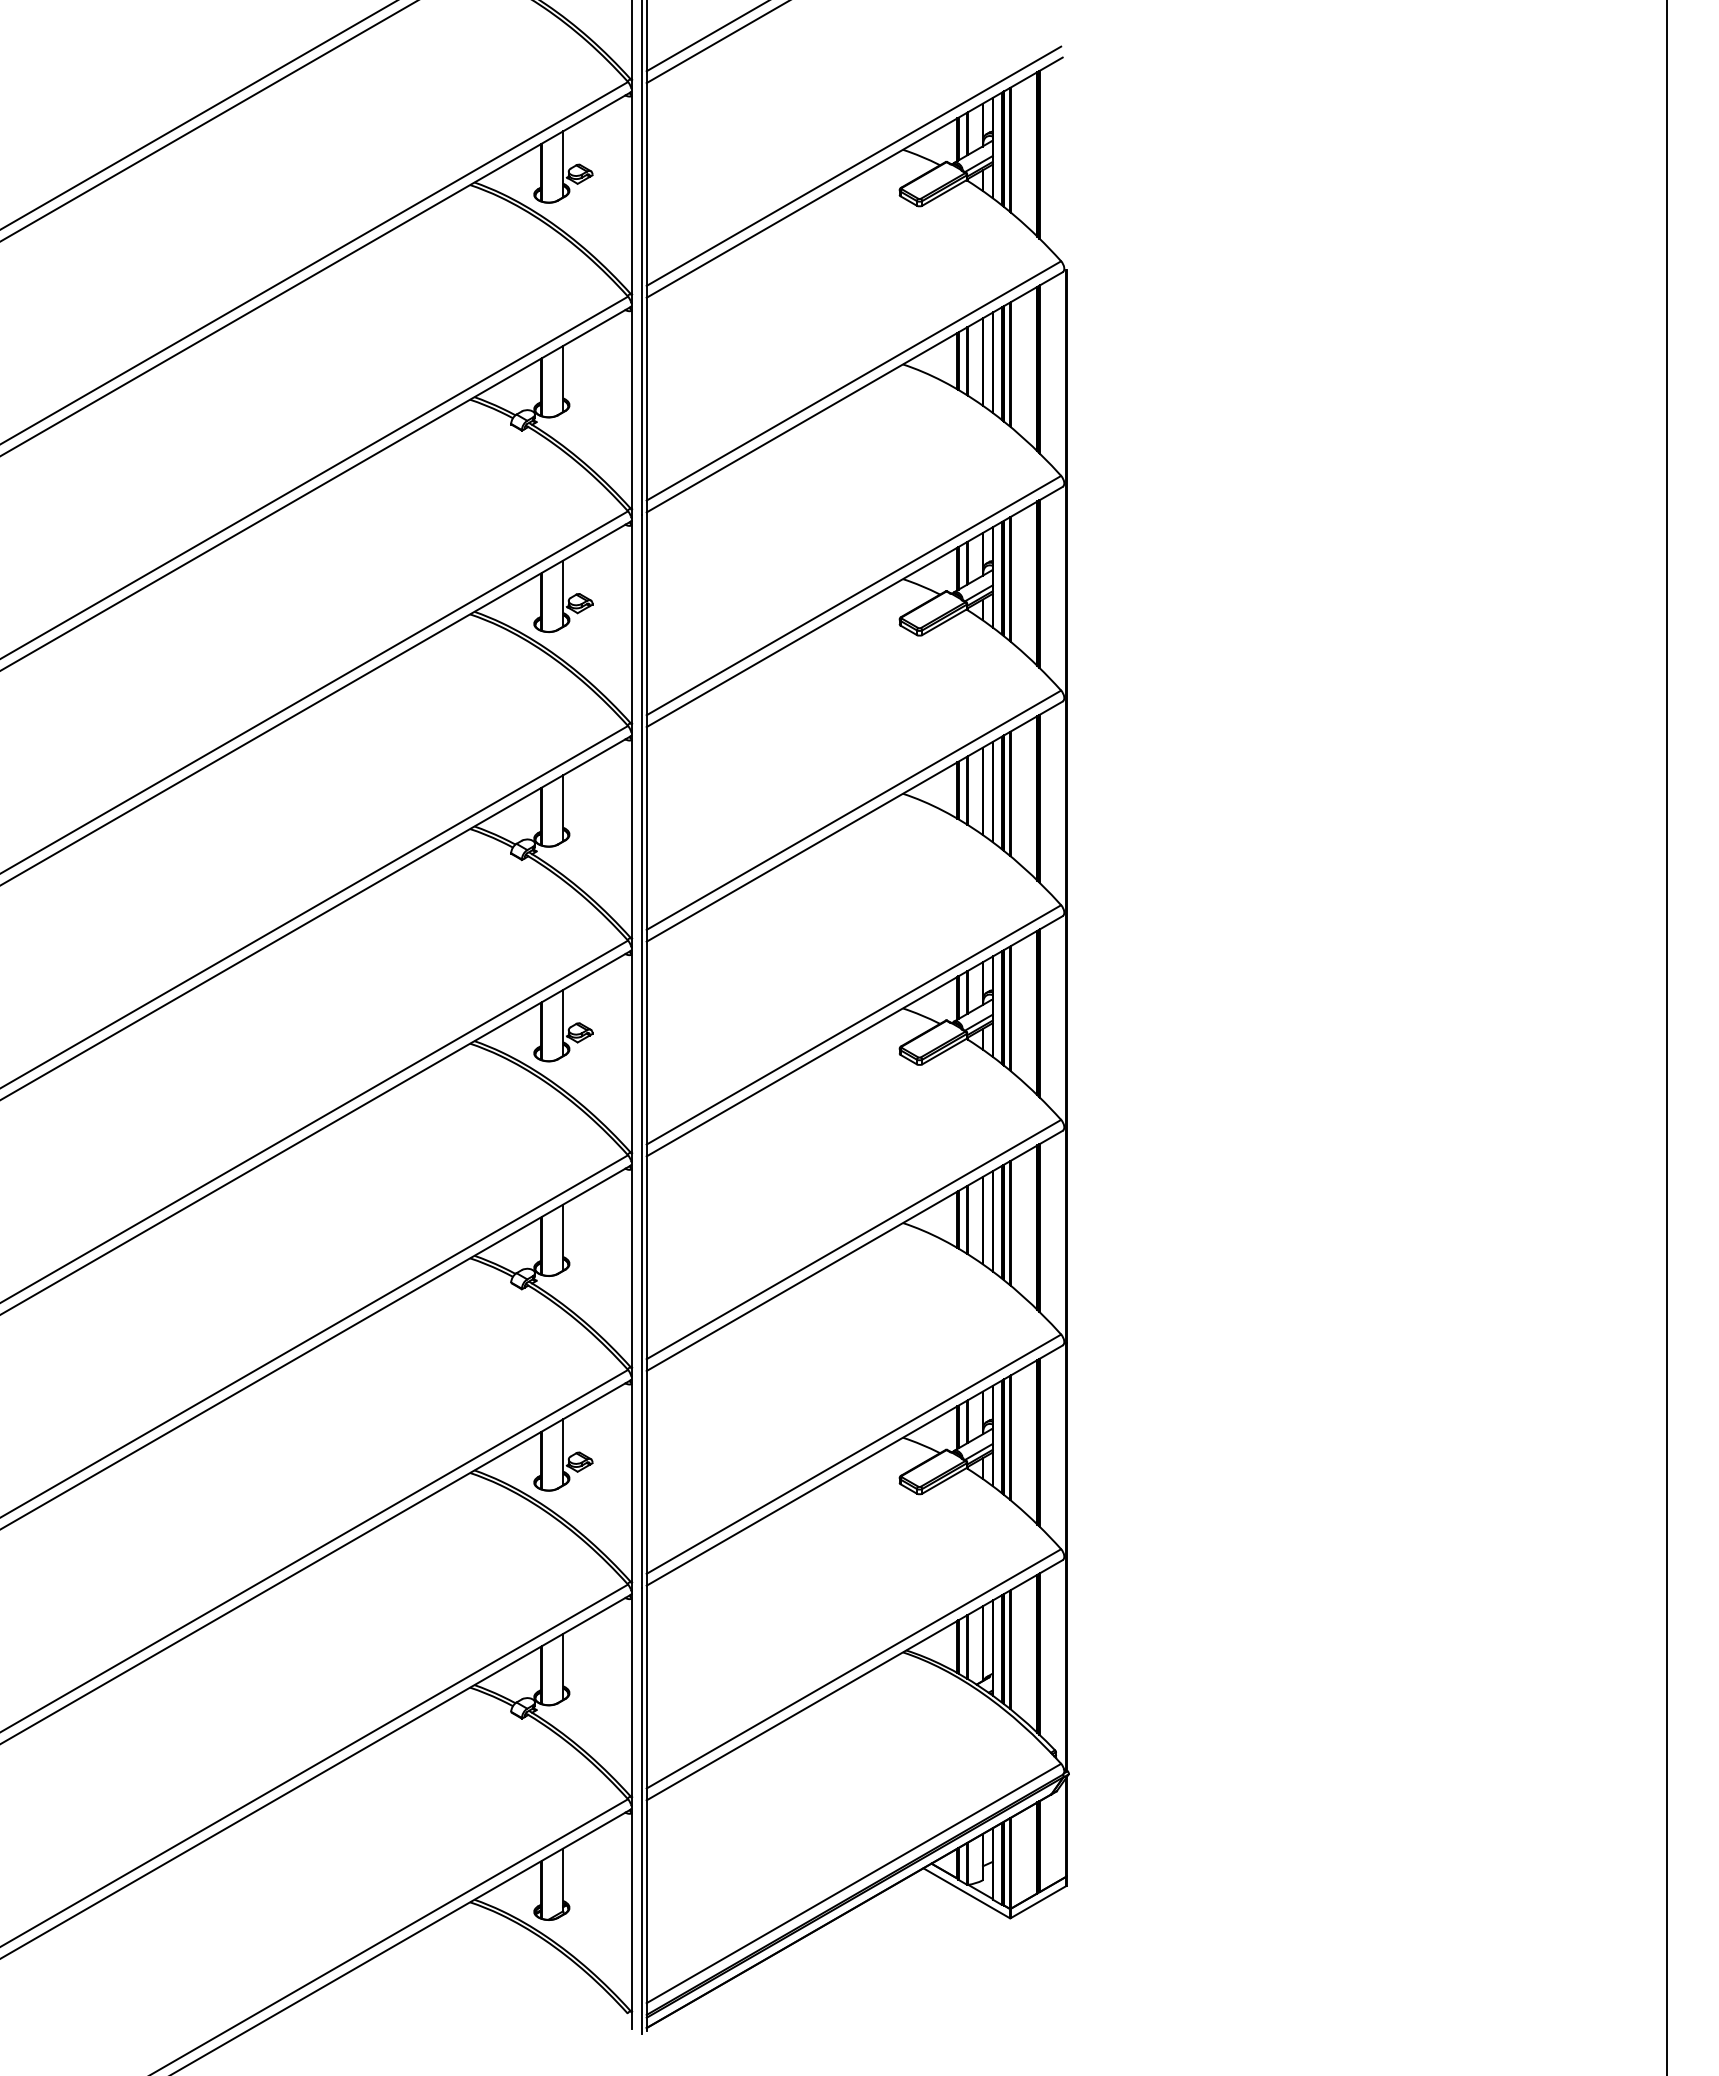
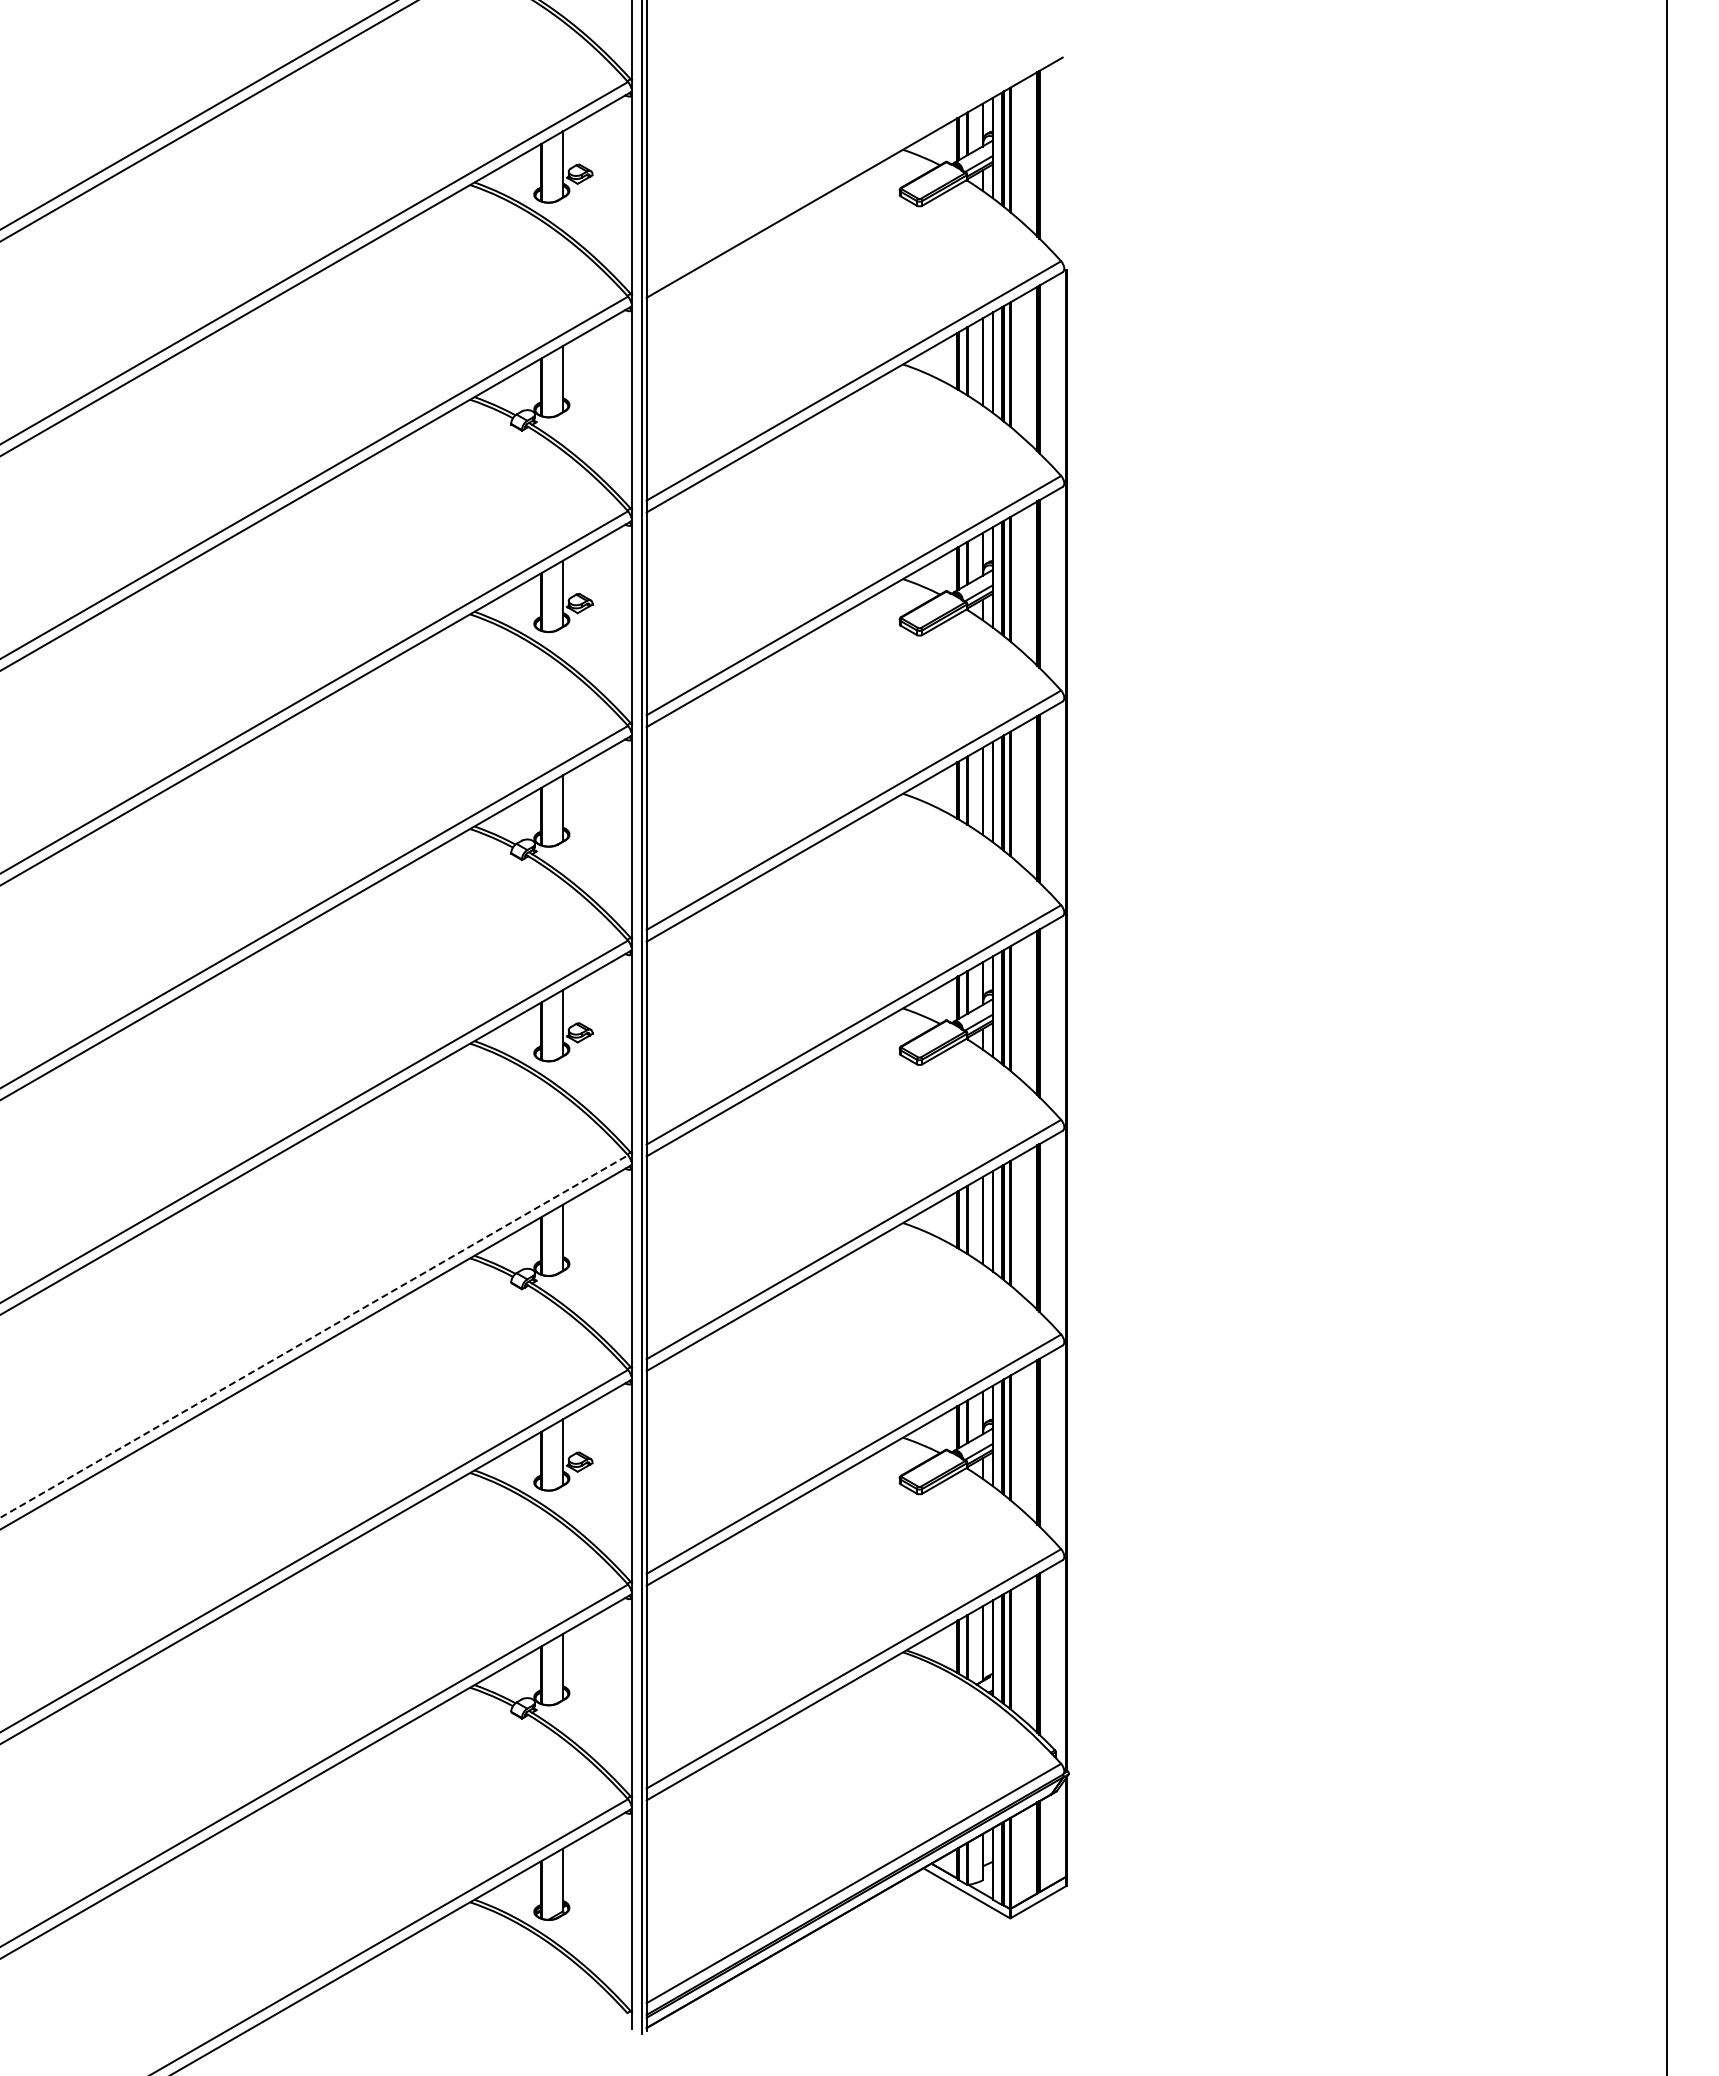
line: present -> none (706, 36)
line: present -> none (716, 42)
line: present -> none (853, 165)
line: solid -> dashed (314, 1336)
